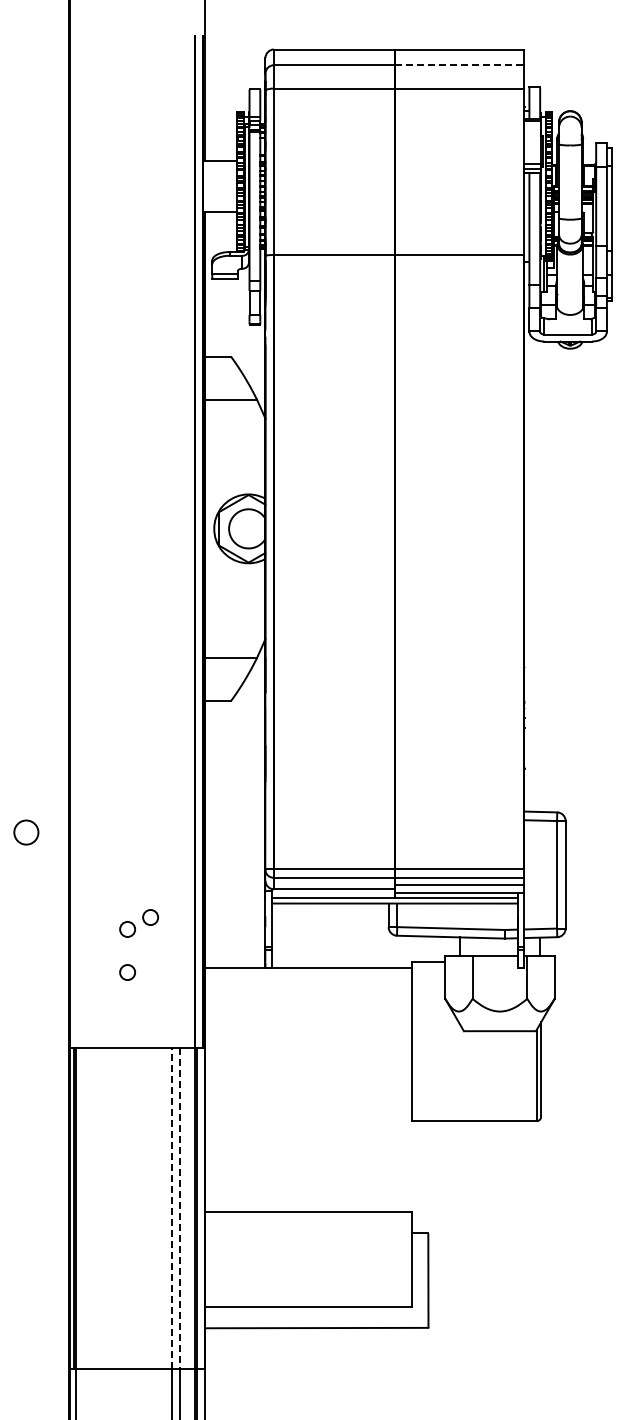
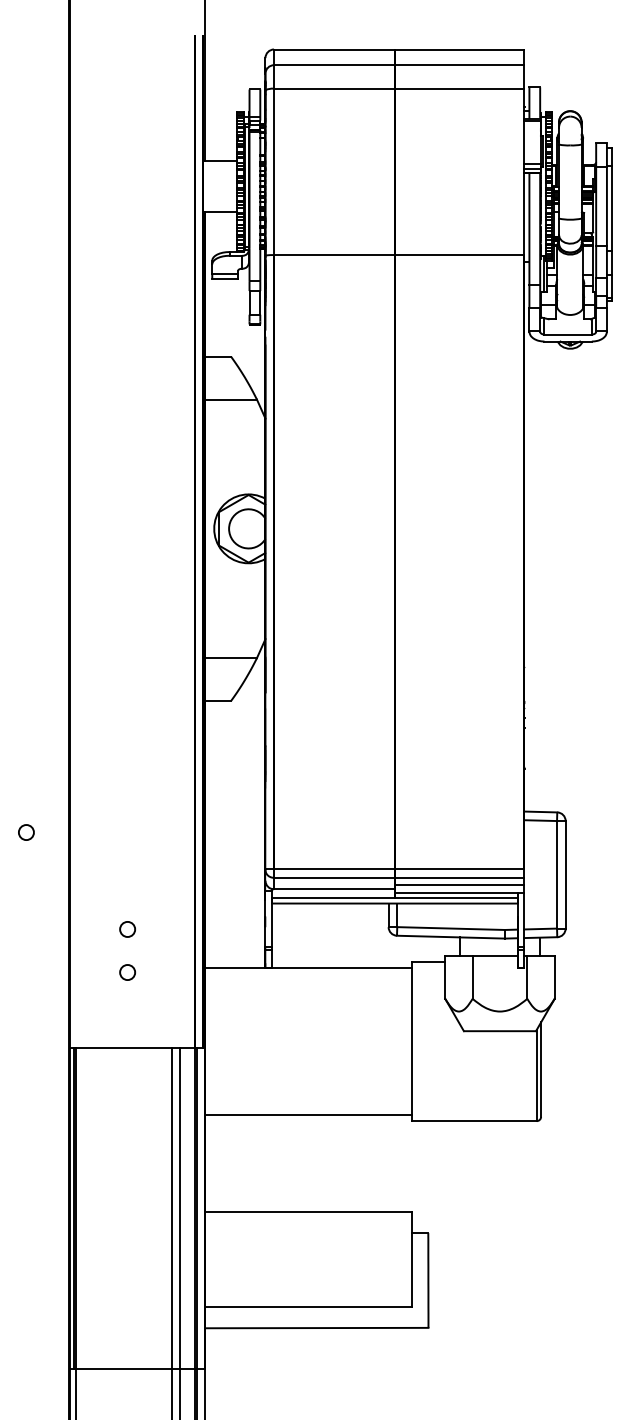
line: dashed -> solid (459, 65)
circle size: 27x27 px -> 17x17 px (26, 832)
circle: present -> none (150, 917)
line: none -> present (308, 1114)
line: dashed -> solid (171, 1207)
line: dashed -> solid (180, 1208)
